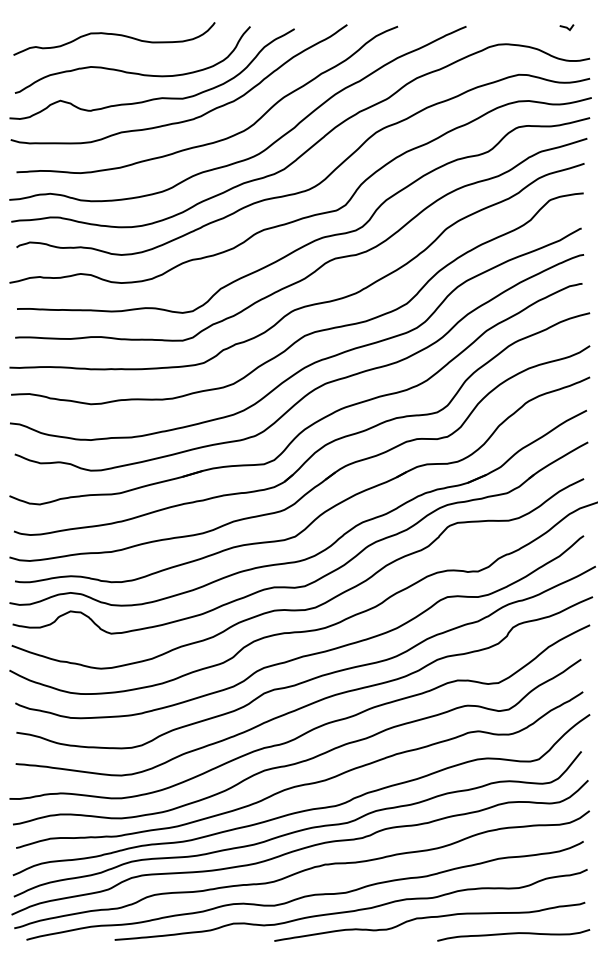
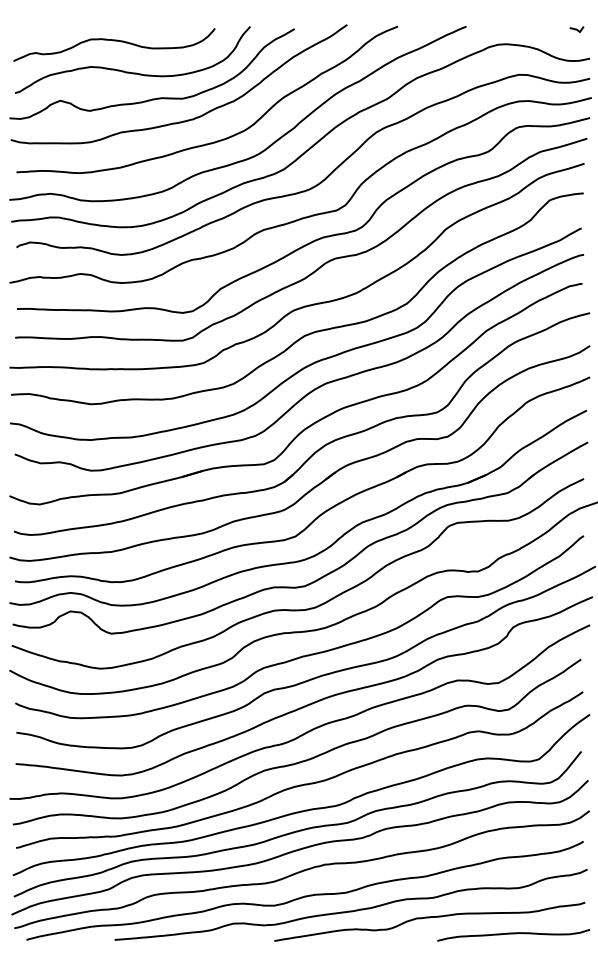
line position: (566, 27) -> (576, 29) (576, 29)
curve position: (114, 35) -> (114, 41) (114, 41)
